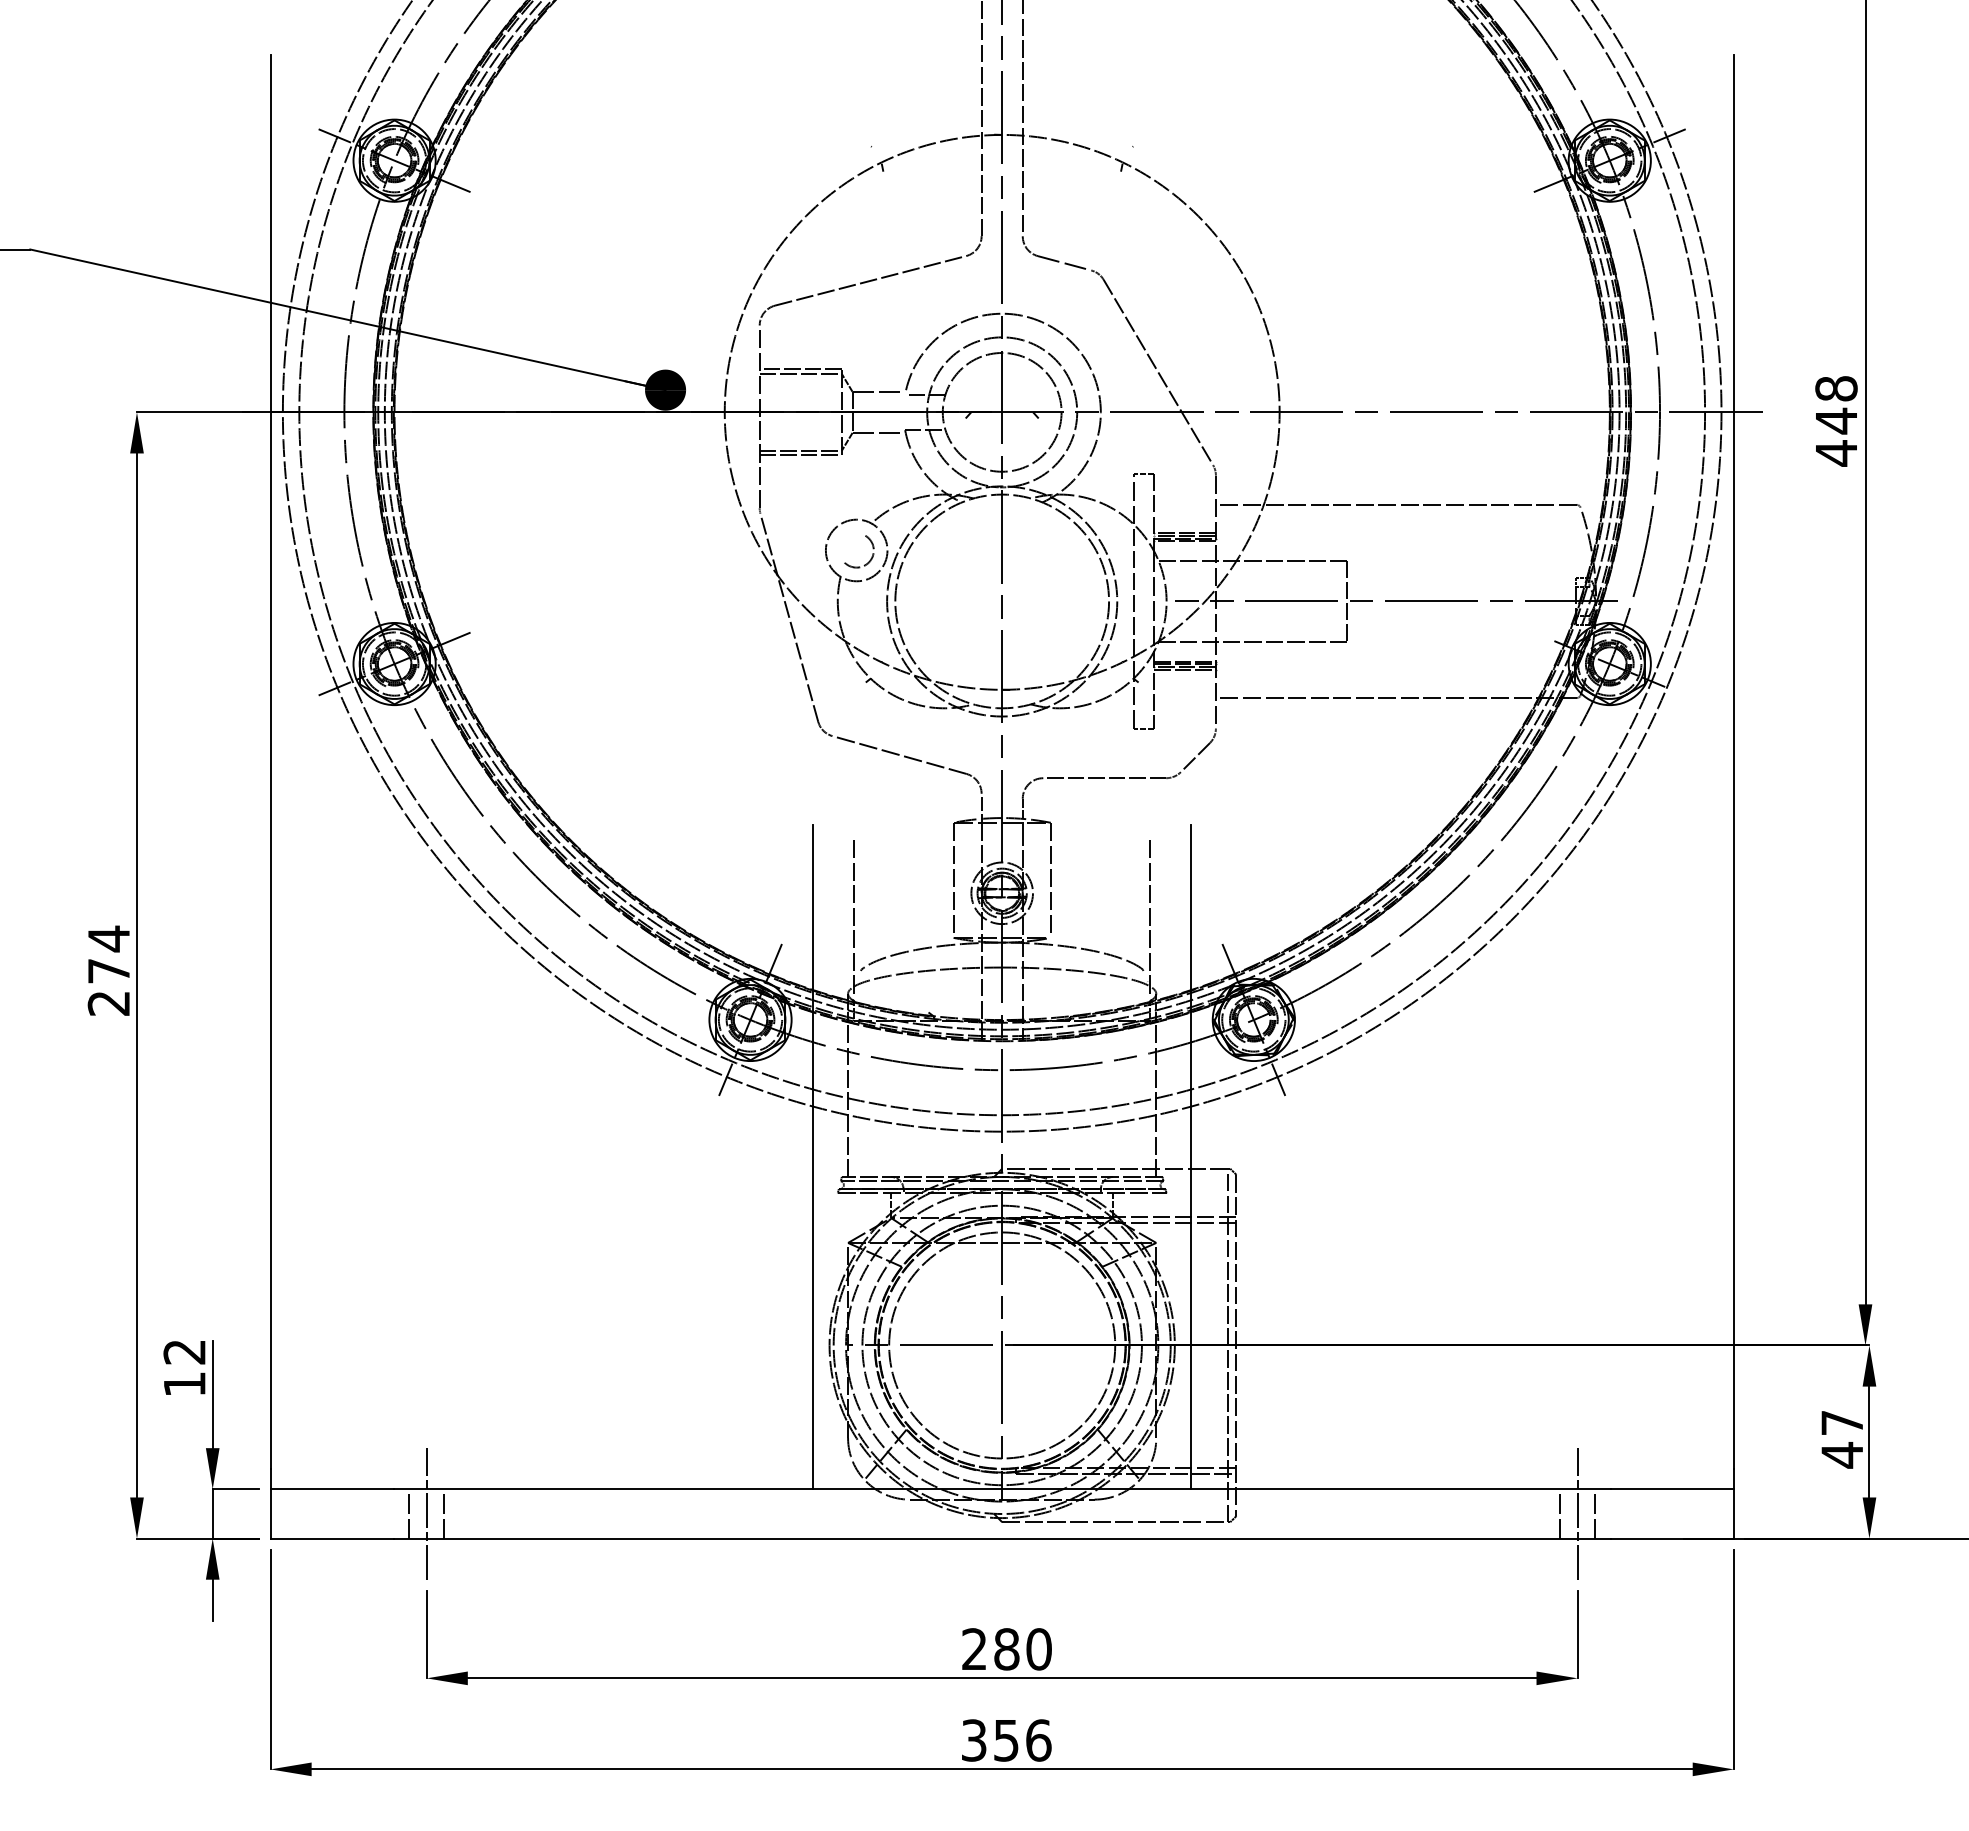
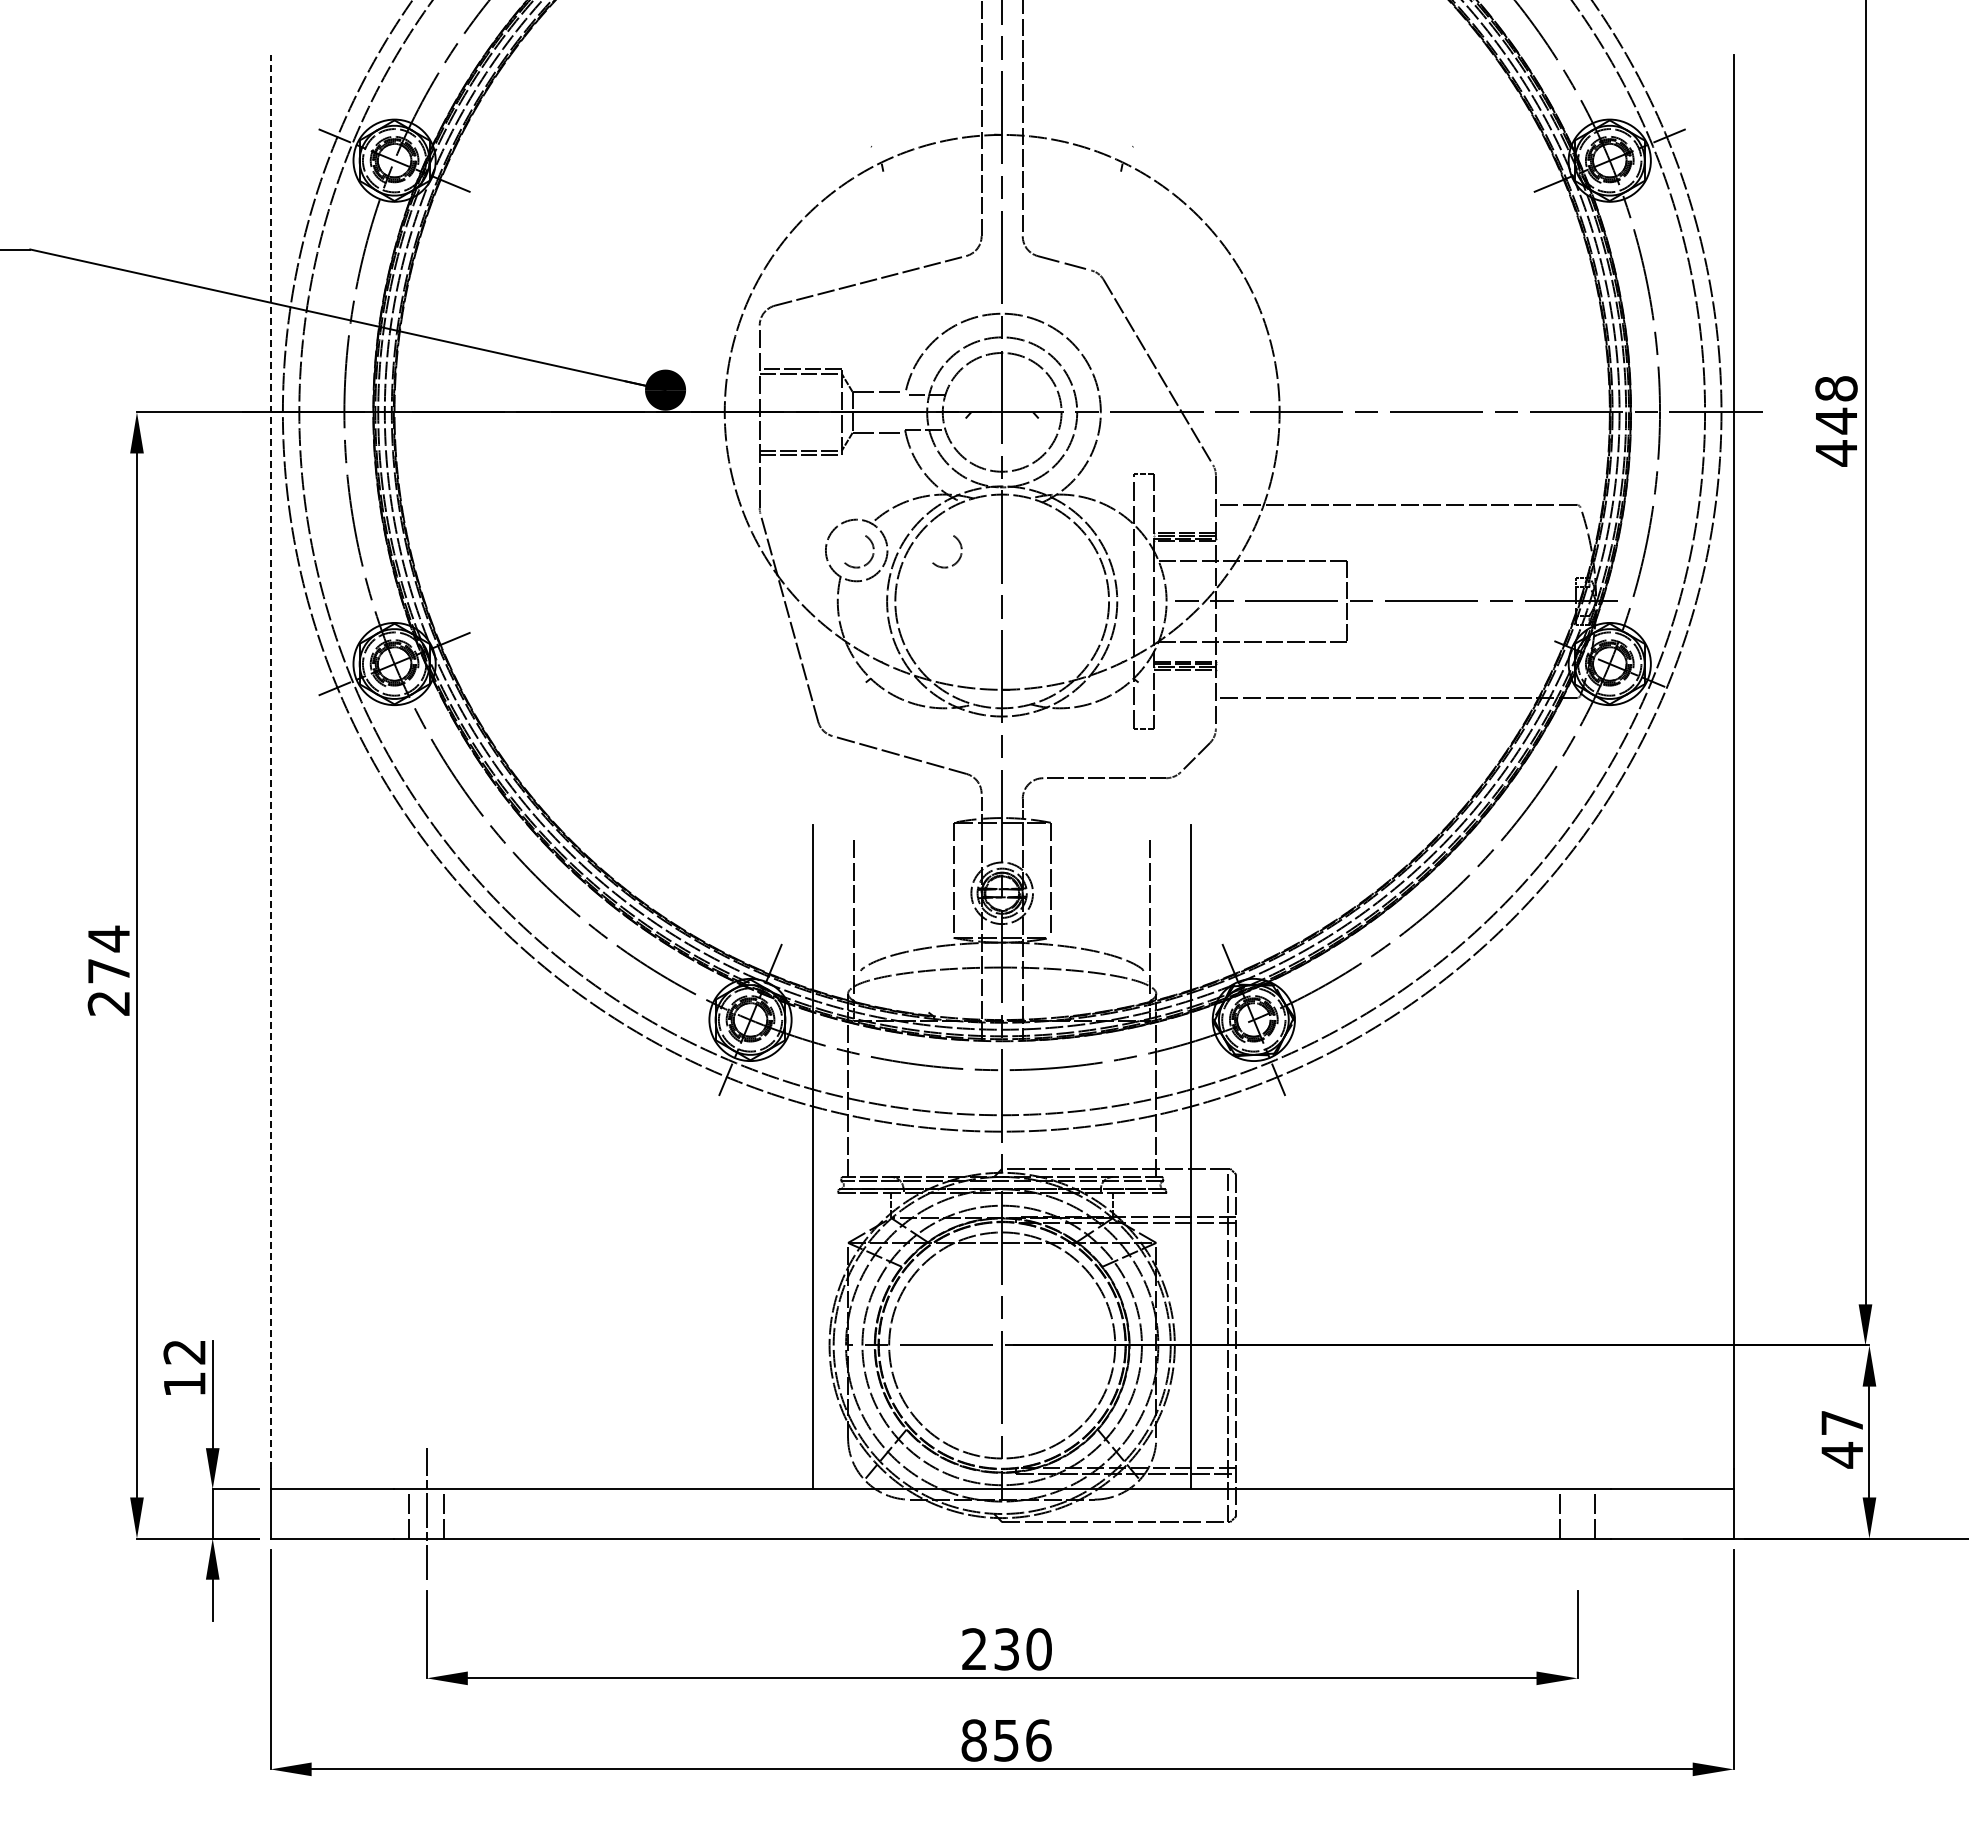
part: none -> present (959, 556)
line: solid -> dashed (270, 761)
line: present -> none (1577, 1513)
text: 280 -> 230 (1006, 1649)
text: 356 -> 856 (973, 1740)
